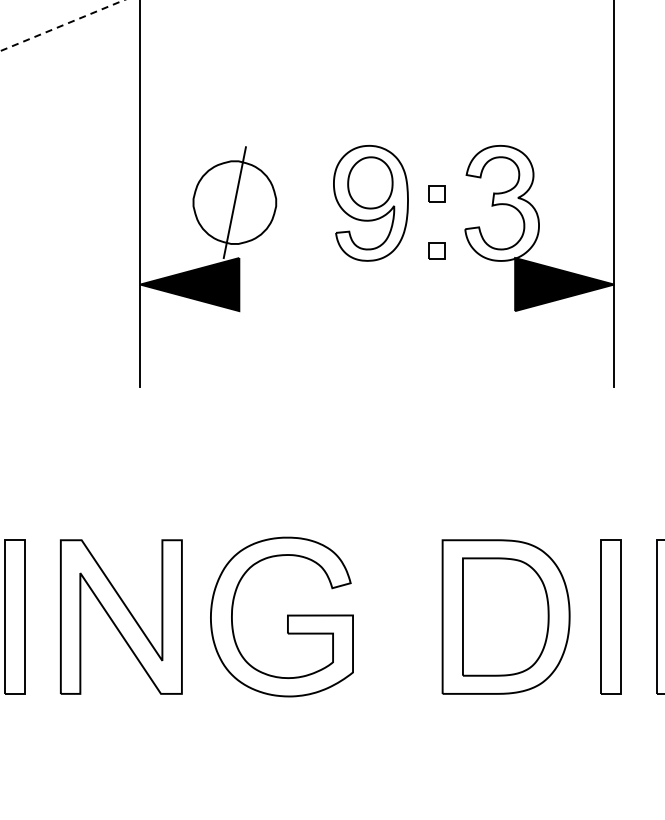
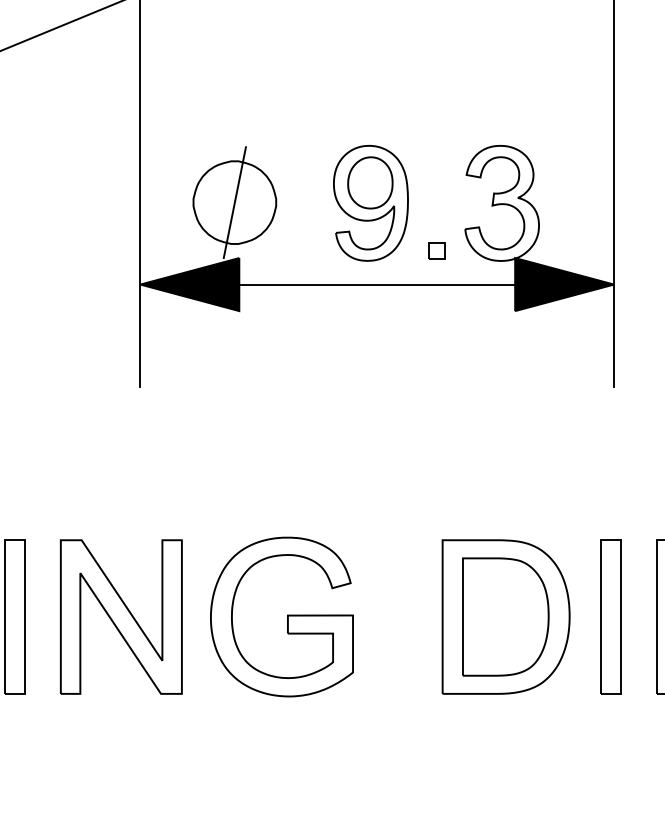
line: dashed -> solid (61, 25)
part: present -> none (436, 193)
line: none -> present (377, 284)
